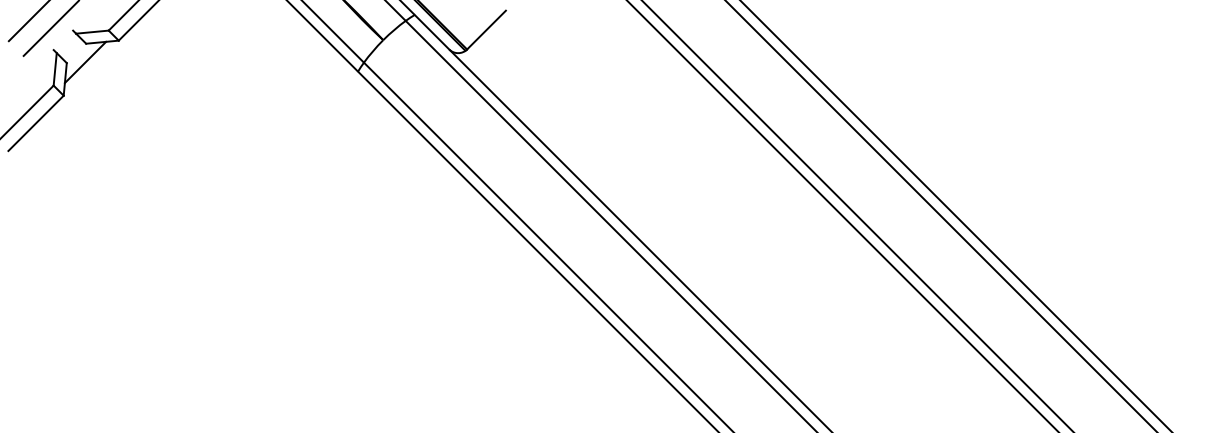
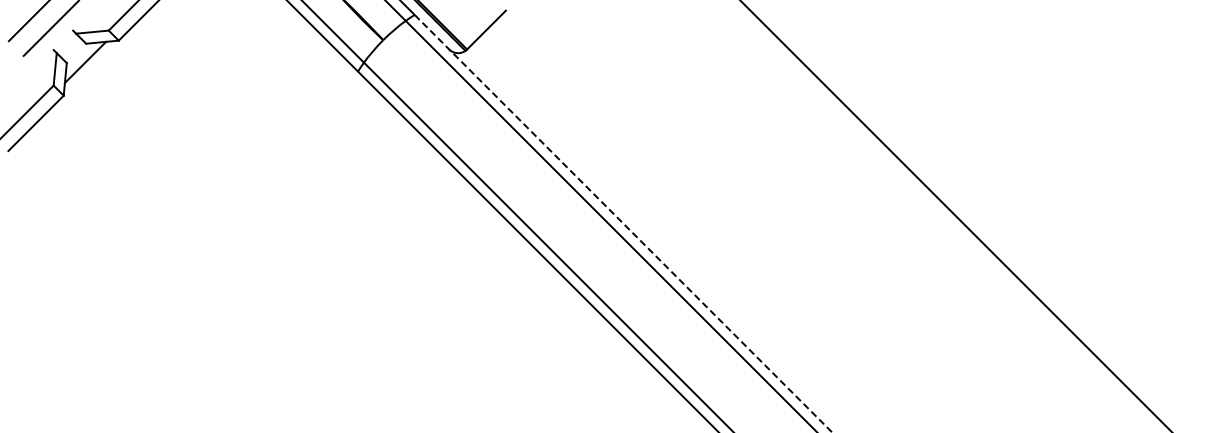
line: present -> none (841, 215)
line: present -> none (857, 215)
line: present -> none (940, 215)
line: solid -> dashed (624, 224)
